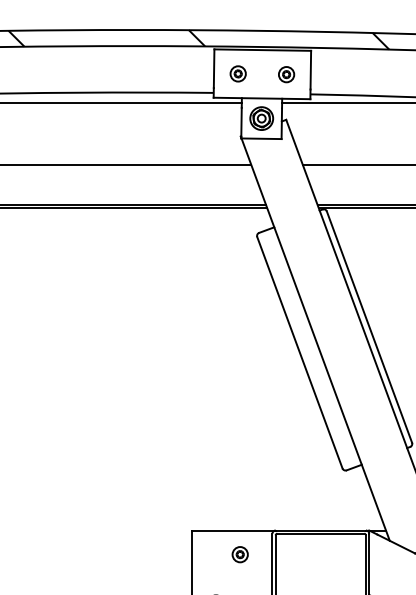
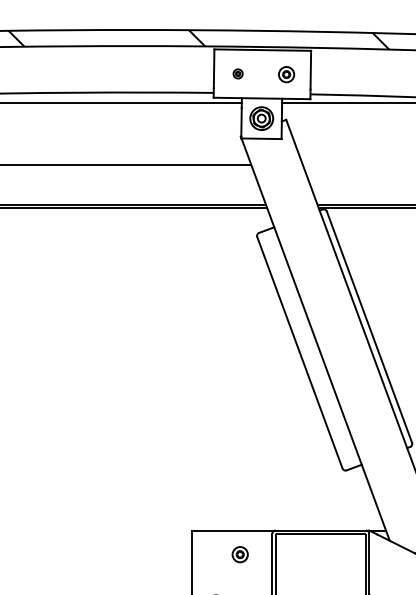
part size: 18x18 px -> 12x12 px (237, 73)
line: present -> none (357, 164)
